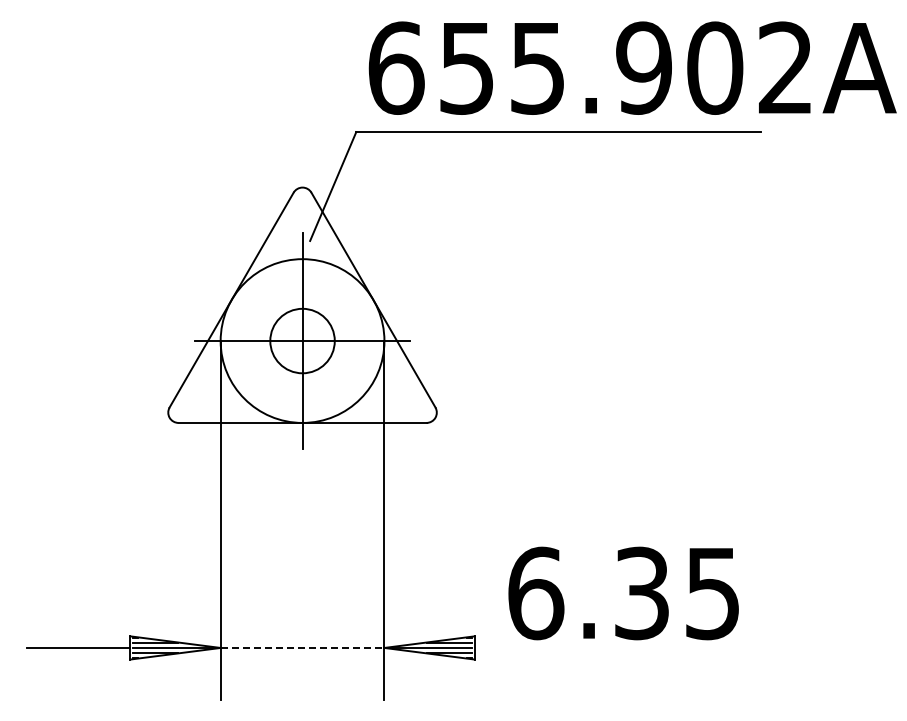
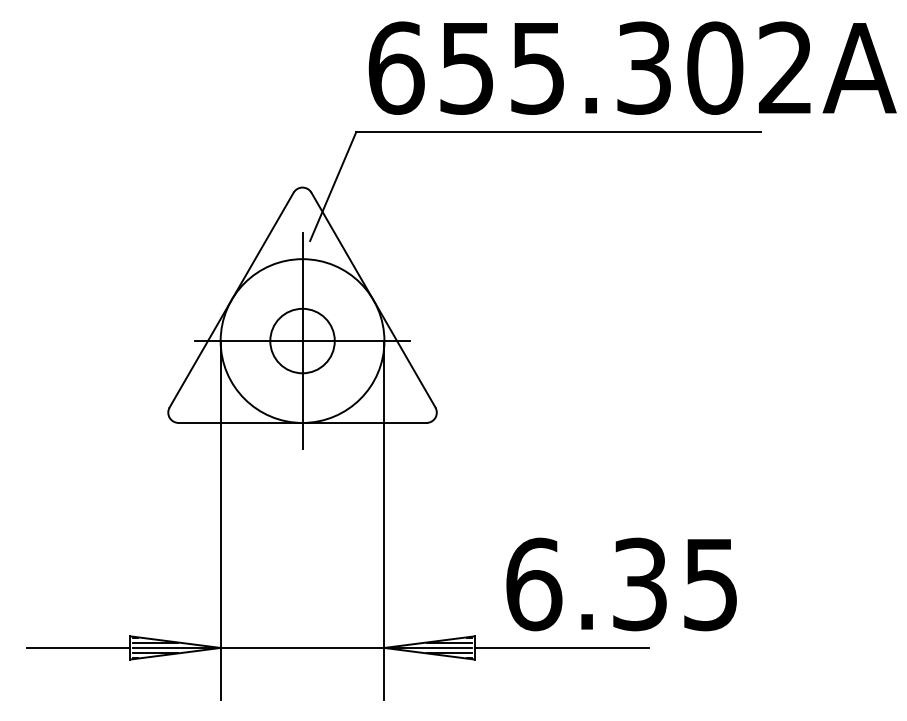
text: 655.902A -> 655.302A (643, 67)
text position: (623, 593) -> (621, 584) (621, 584)
line: dashed -> solid (302, 647)
line: none -> present (561, 647)
